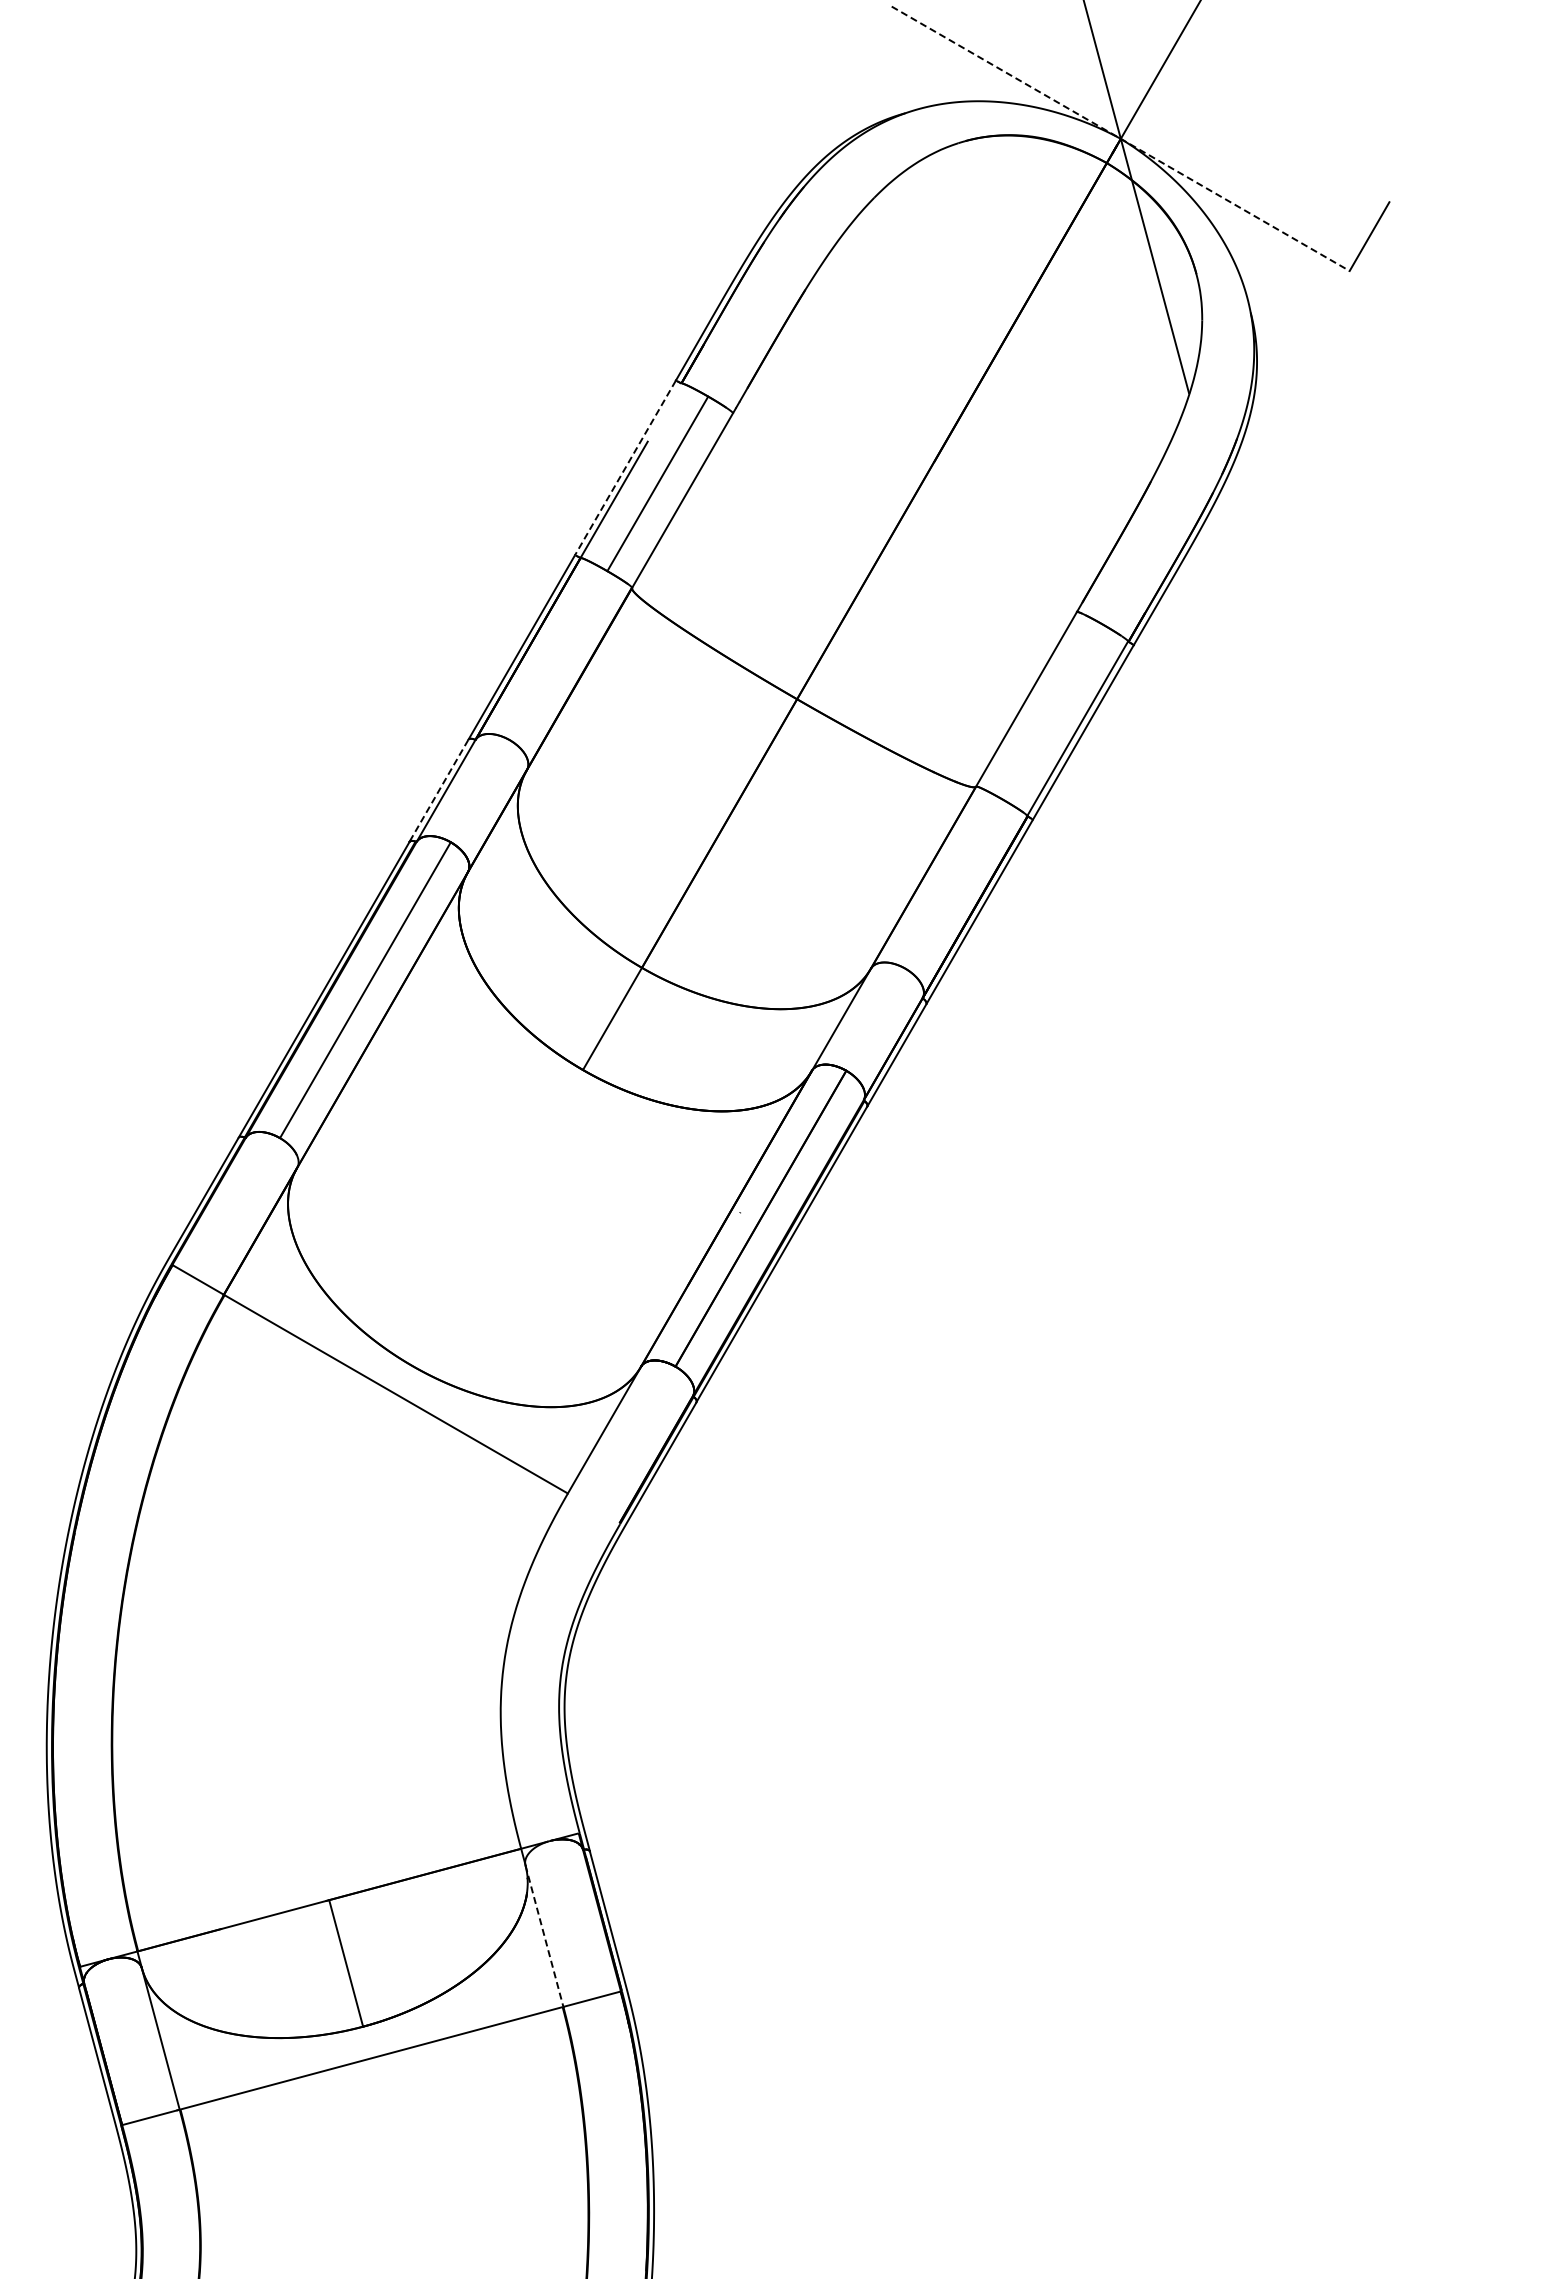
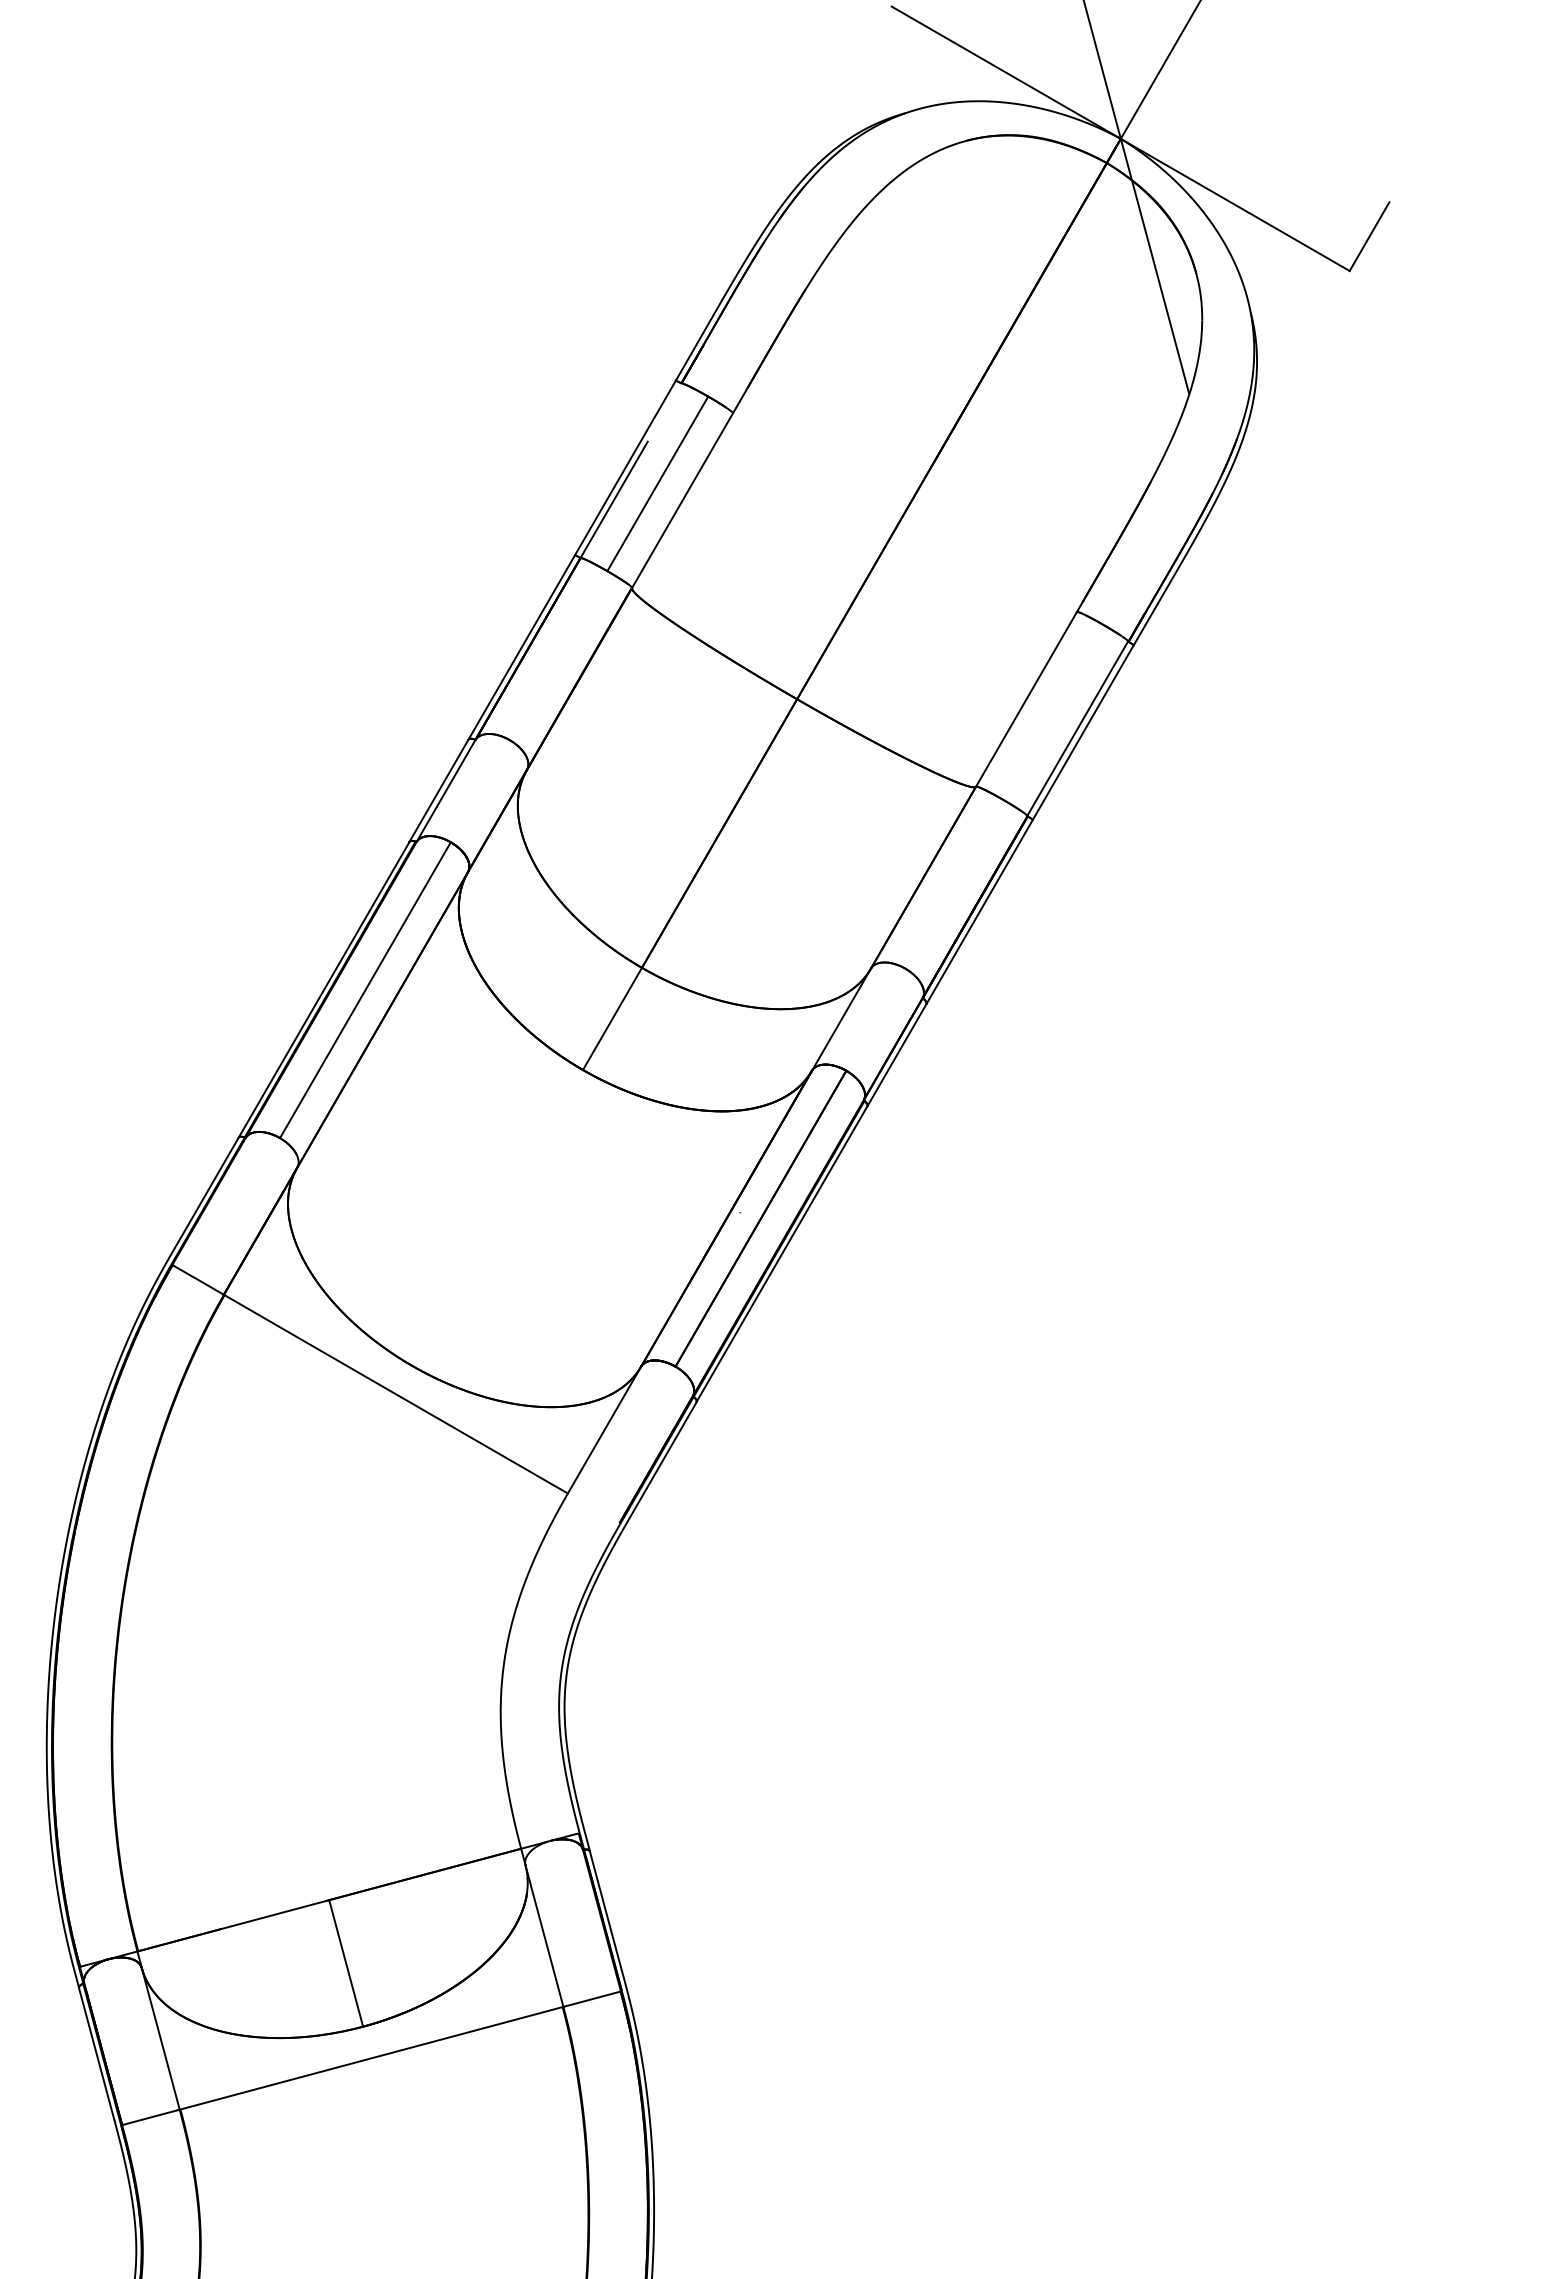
line: dashed -> solid (1121, 139)
line: dashed -> solid (625, 468)
line: dashed -> solid (438, 791)
line: dashed -> solid (544, 1936)
